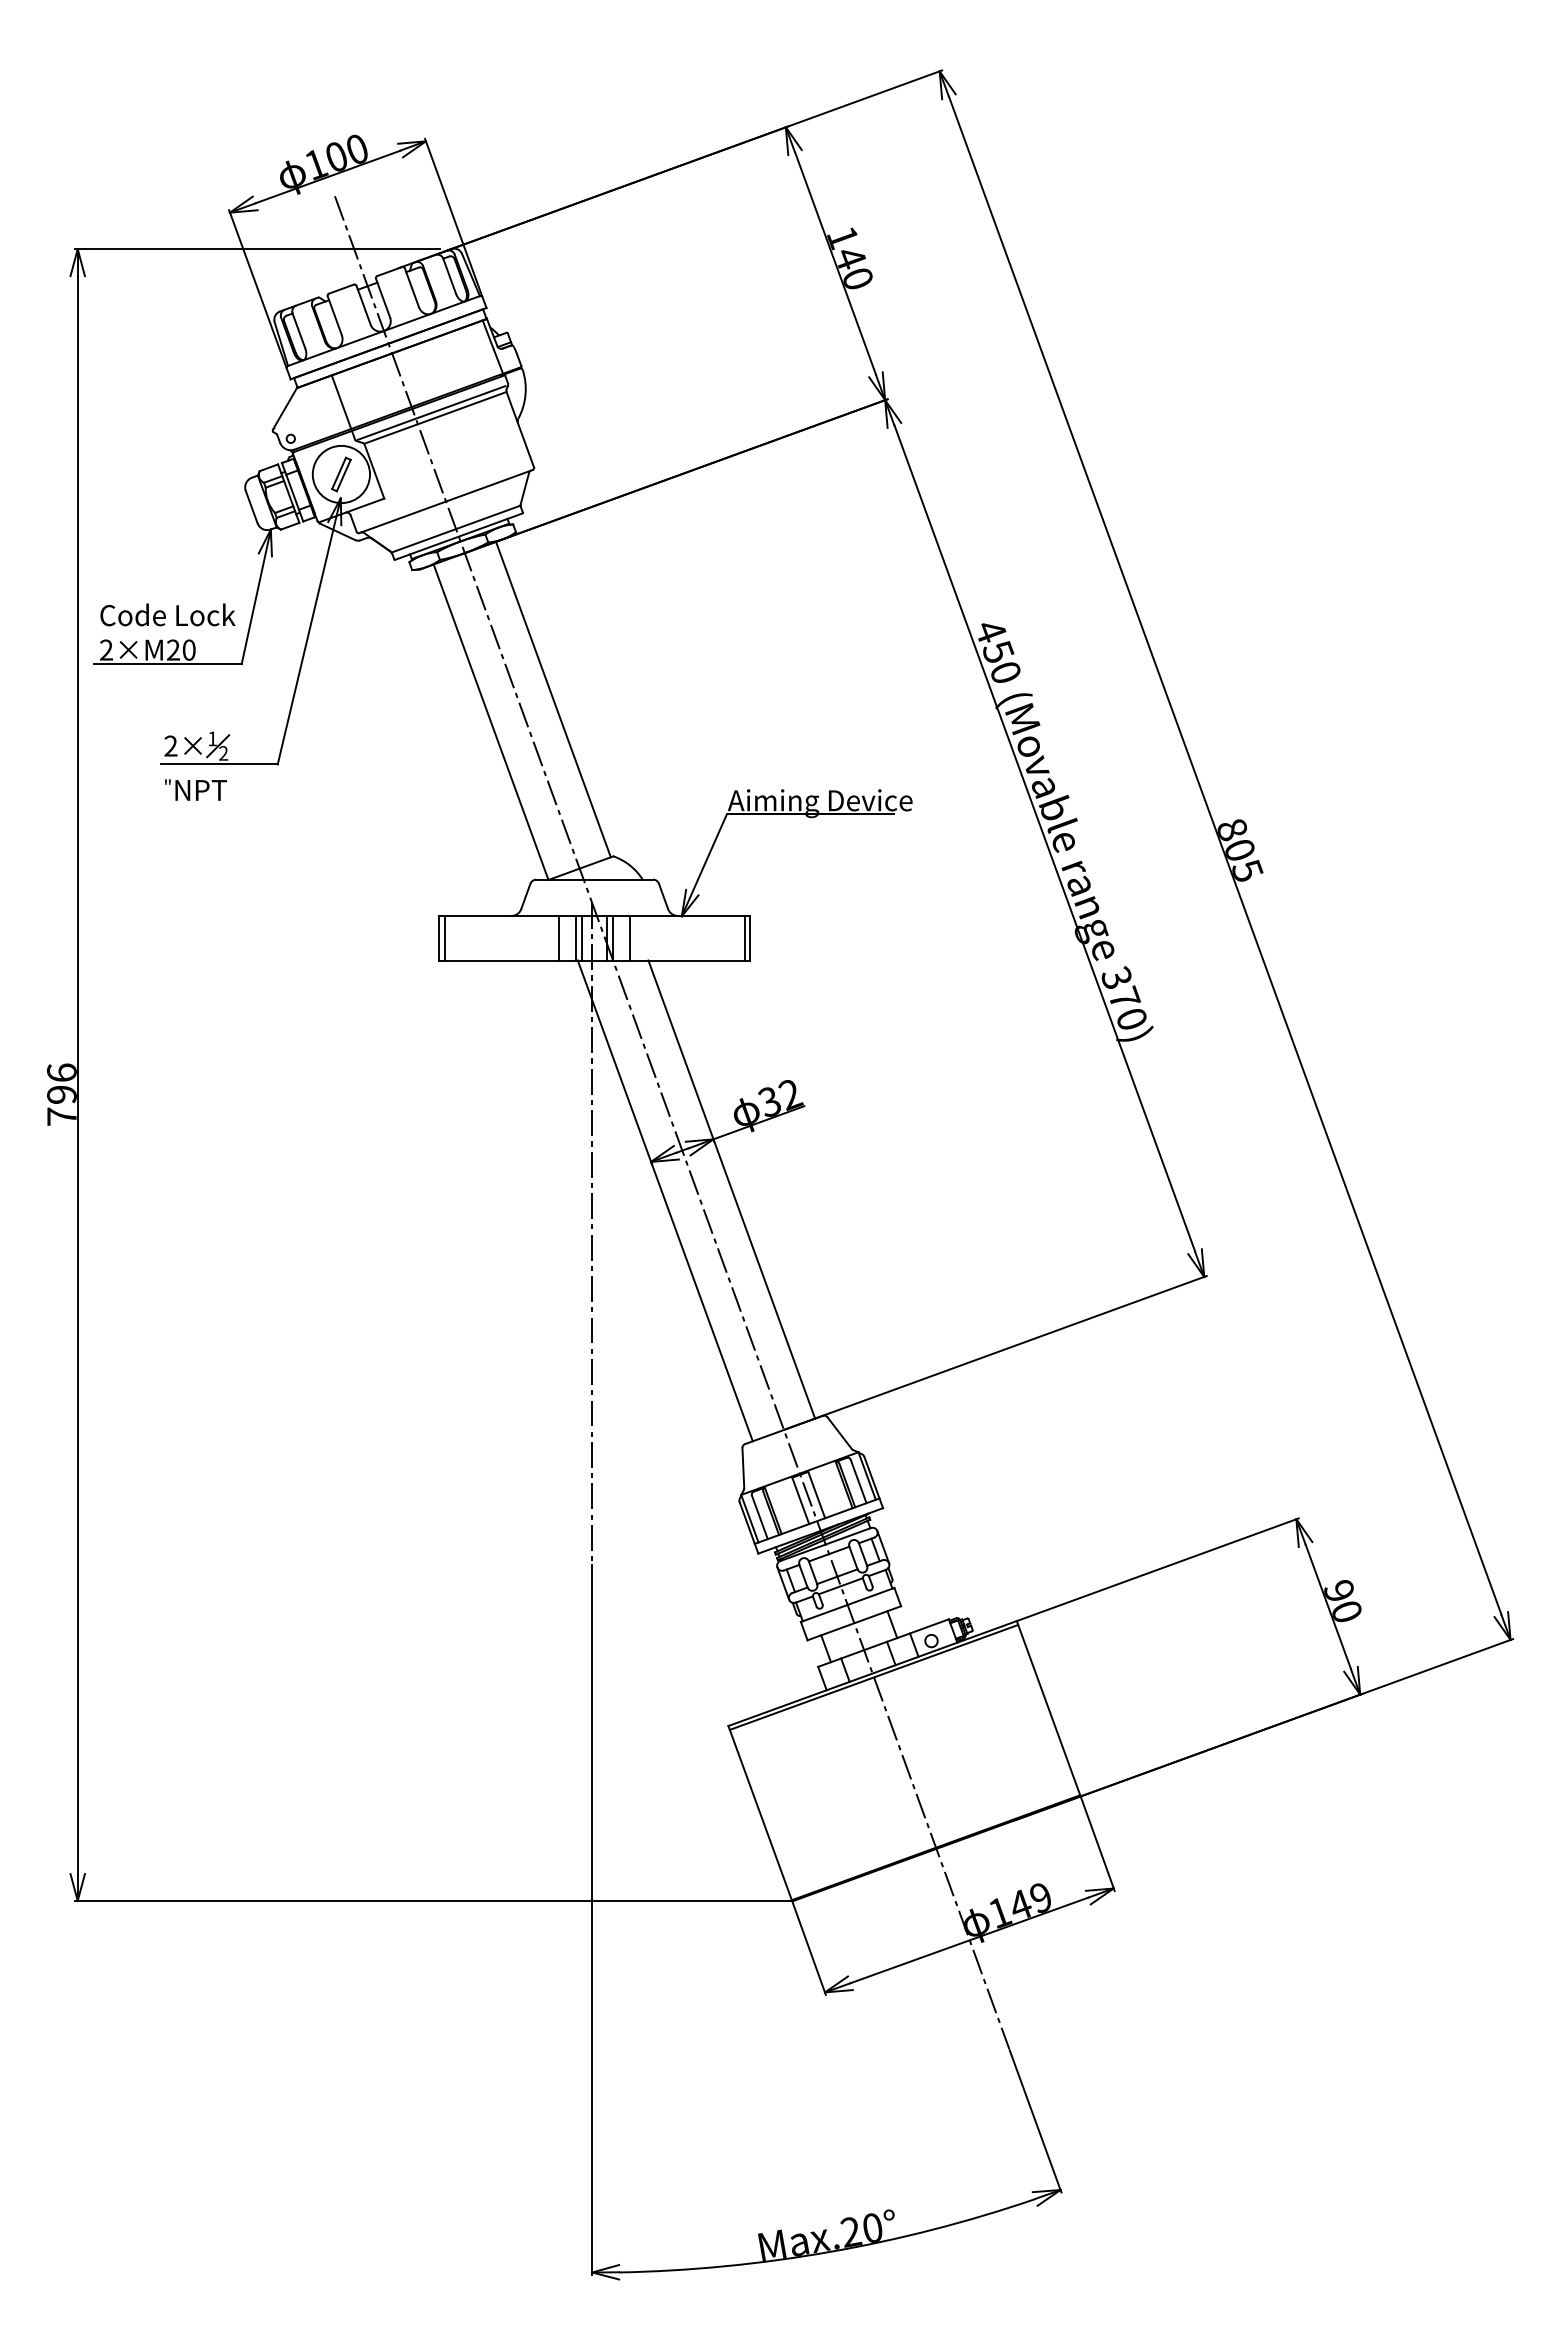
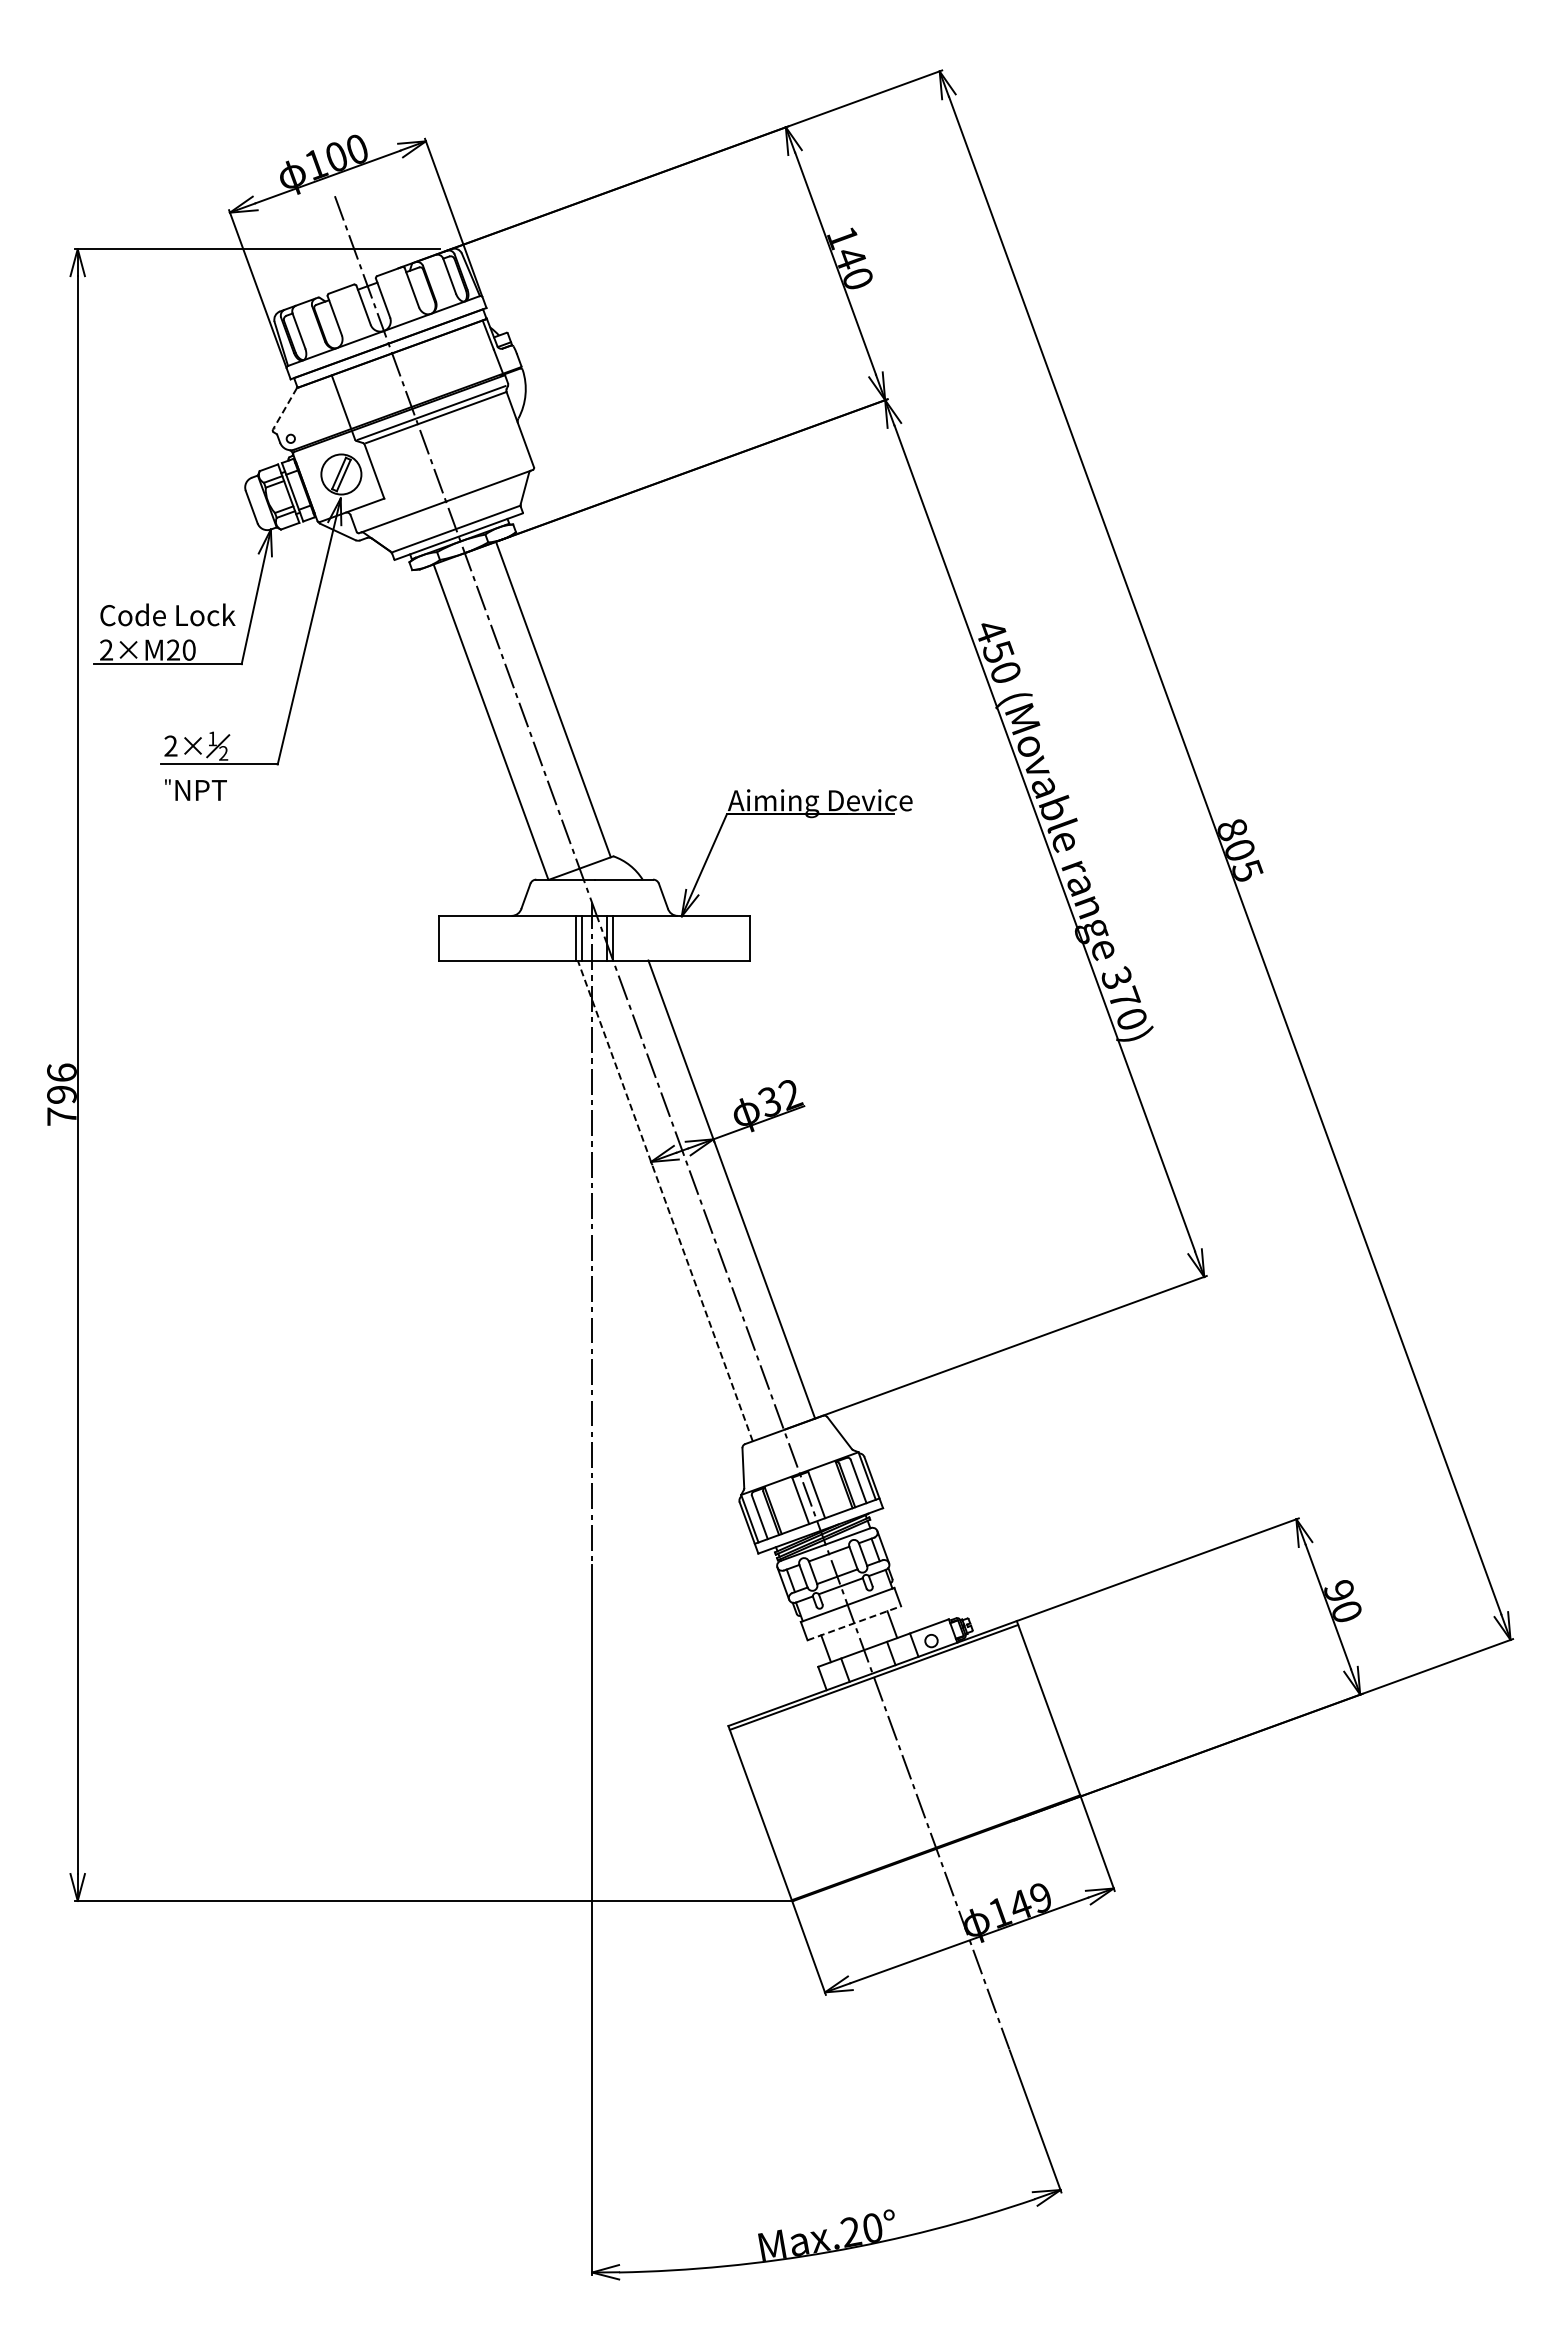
line: solid -> dashed (285, 408)
circle diameter: 57 px -> 40 px (341, 474)
line: present -> none (444, 937)
line: present -> none (559, 937)
line: present -> none (629, 937)
line: present -> none (744, 937)
line: solid -> dashed (665, 1200)
line: solid -> dashed (854, 1623)
